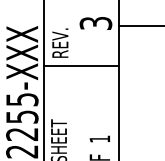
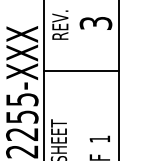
line: present -> none (139, 25)
text position: (60, 42) -> (60, 24) (60, 24)
line position: (81, 66) -> (81, 71) (81, 71)
